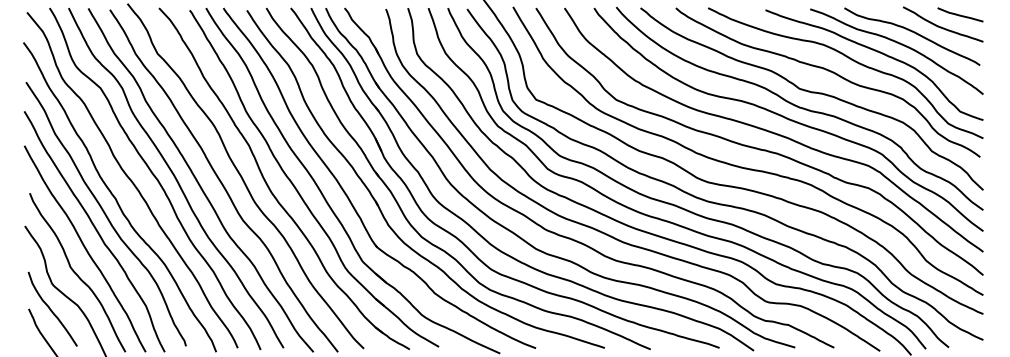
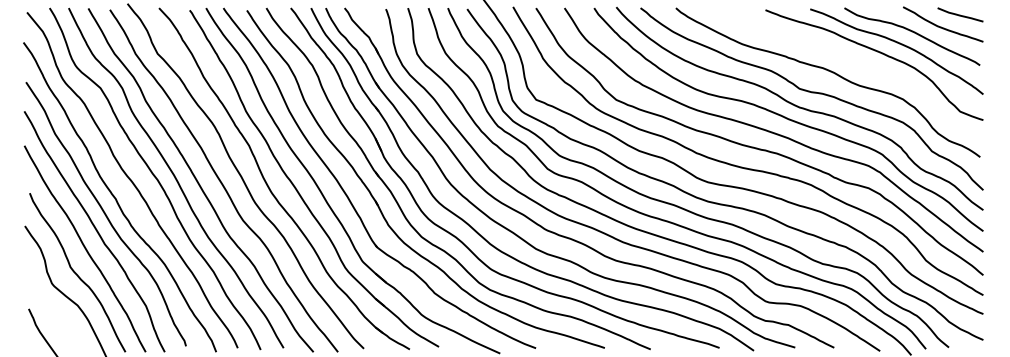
curve: present -> none (851, 60)
curve: present -> none (51, 309)
